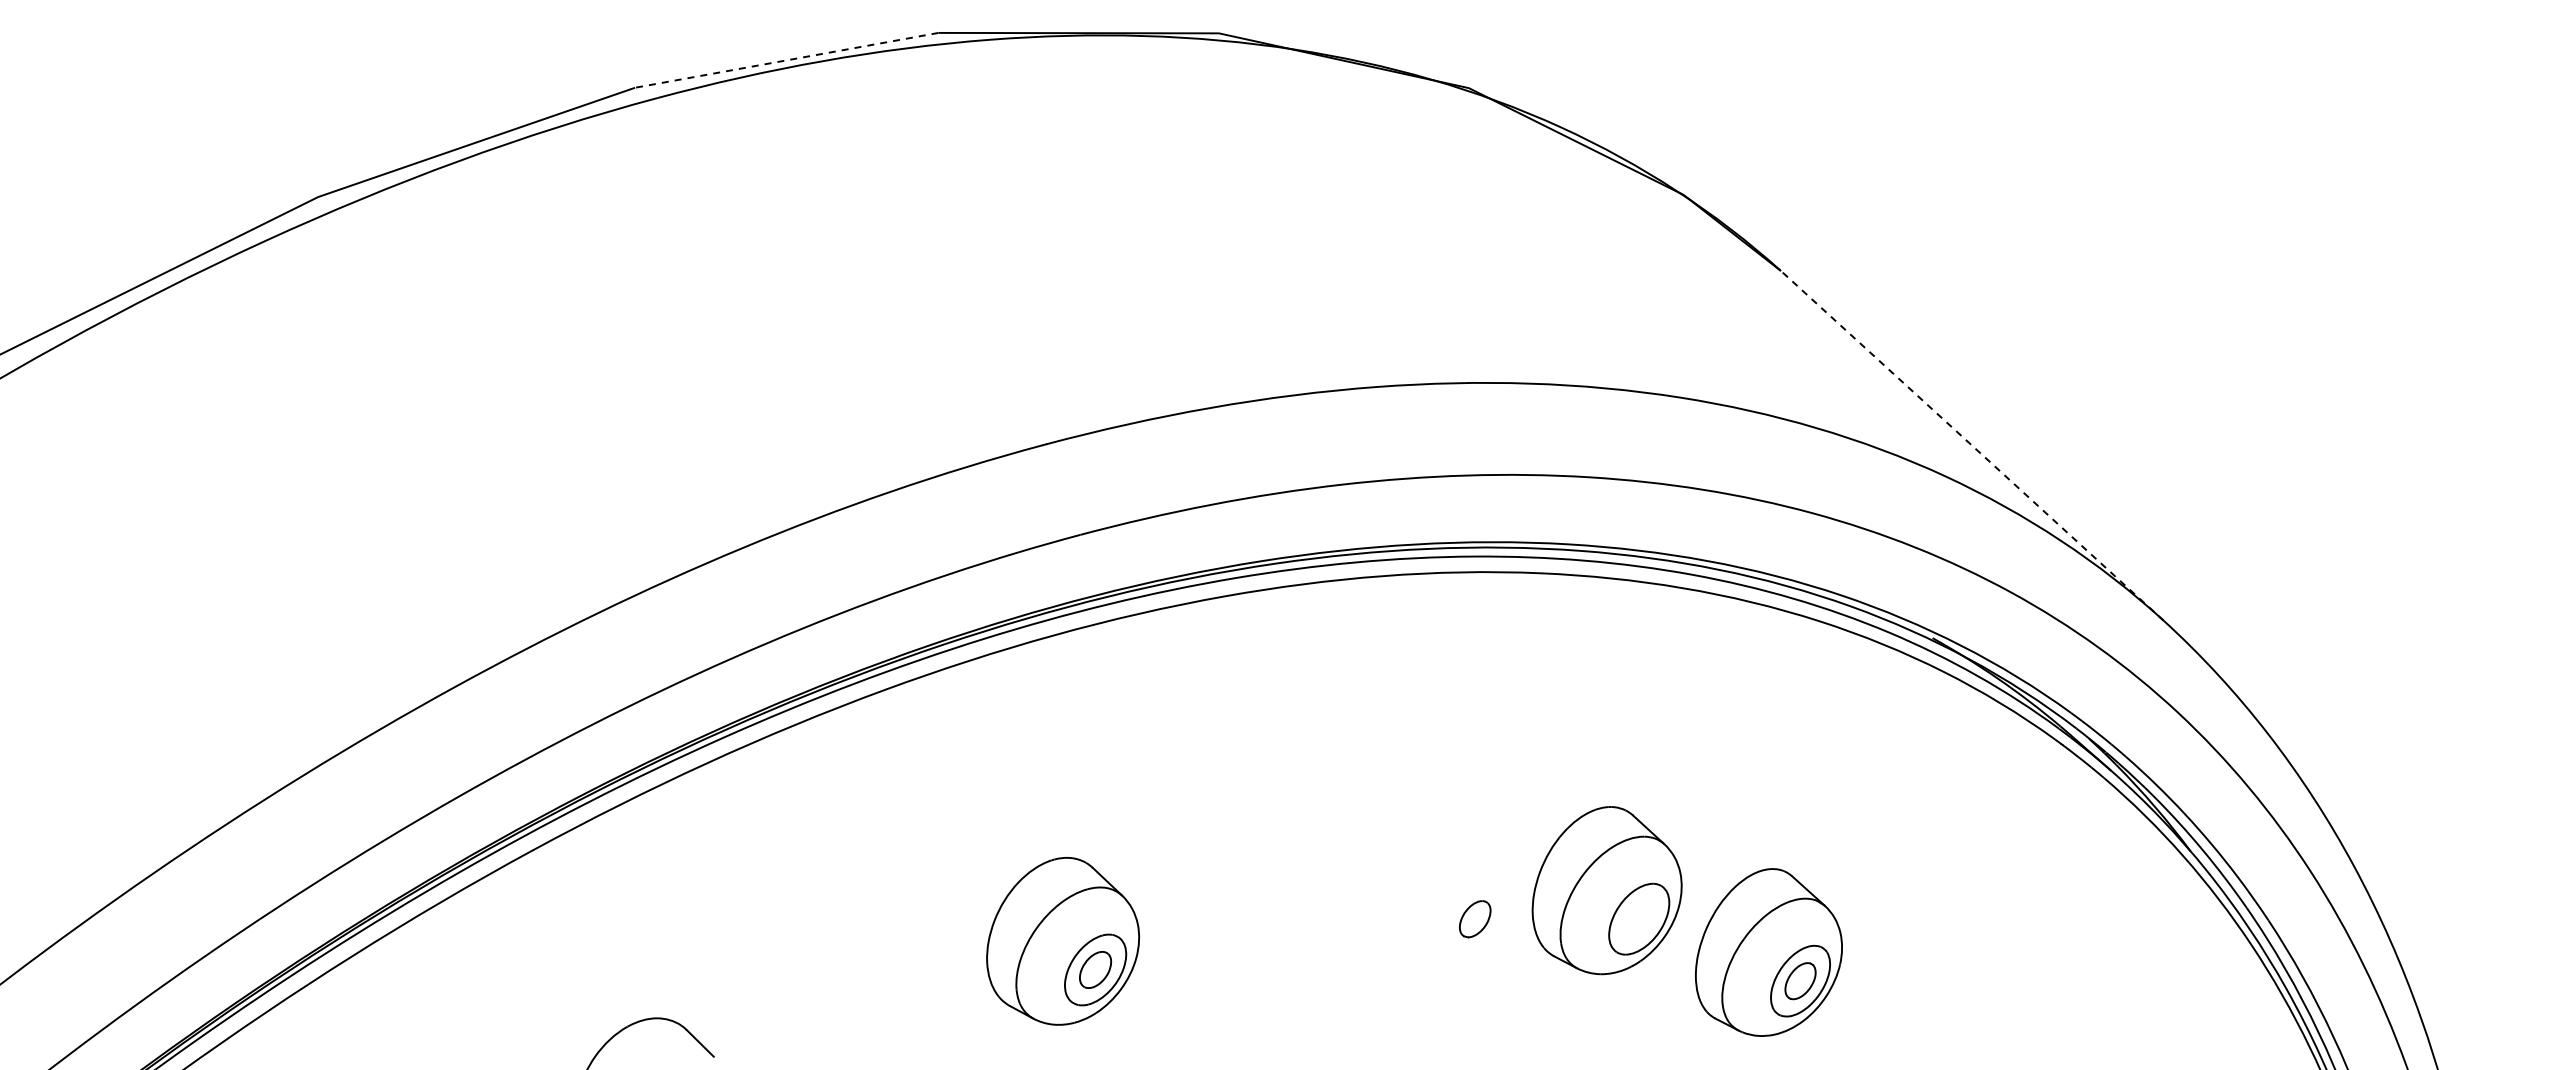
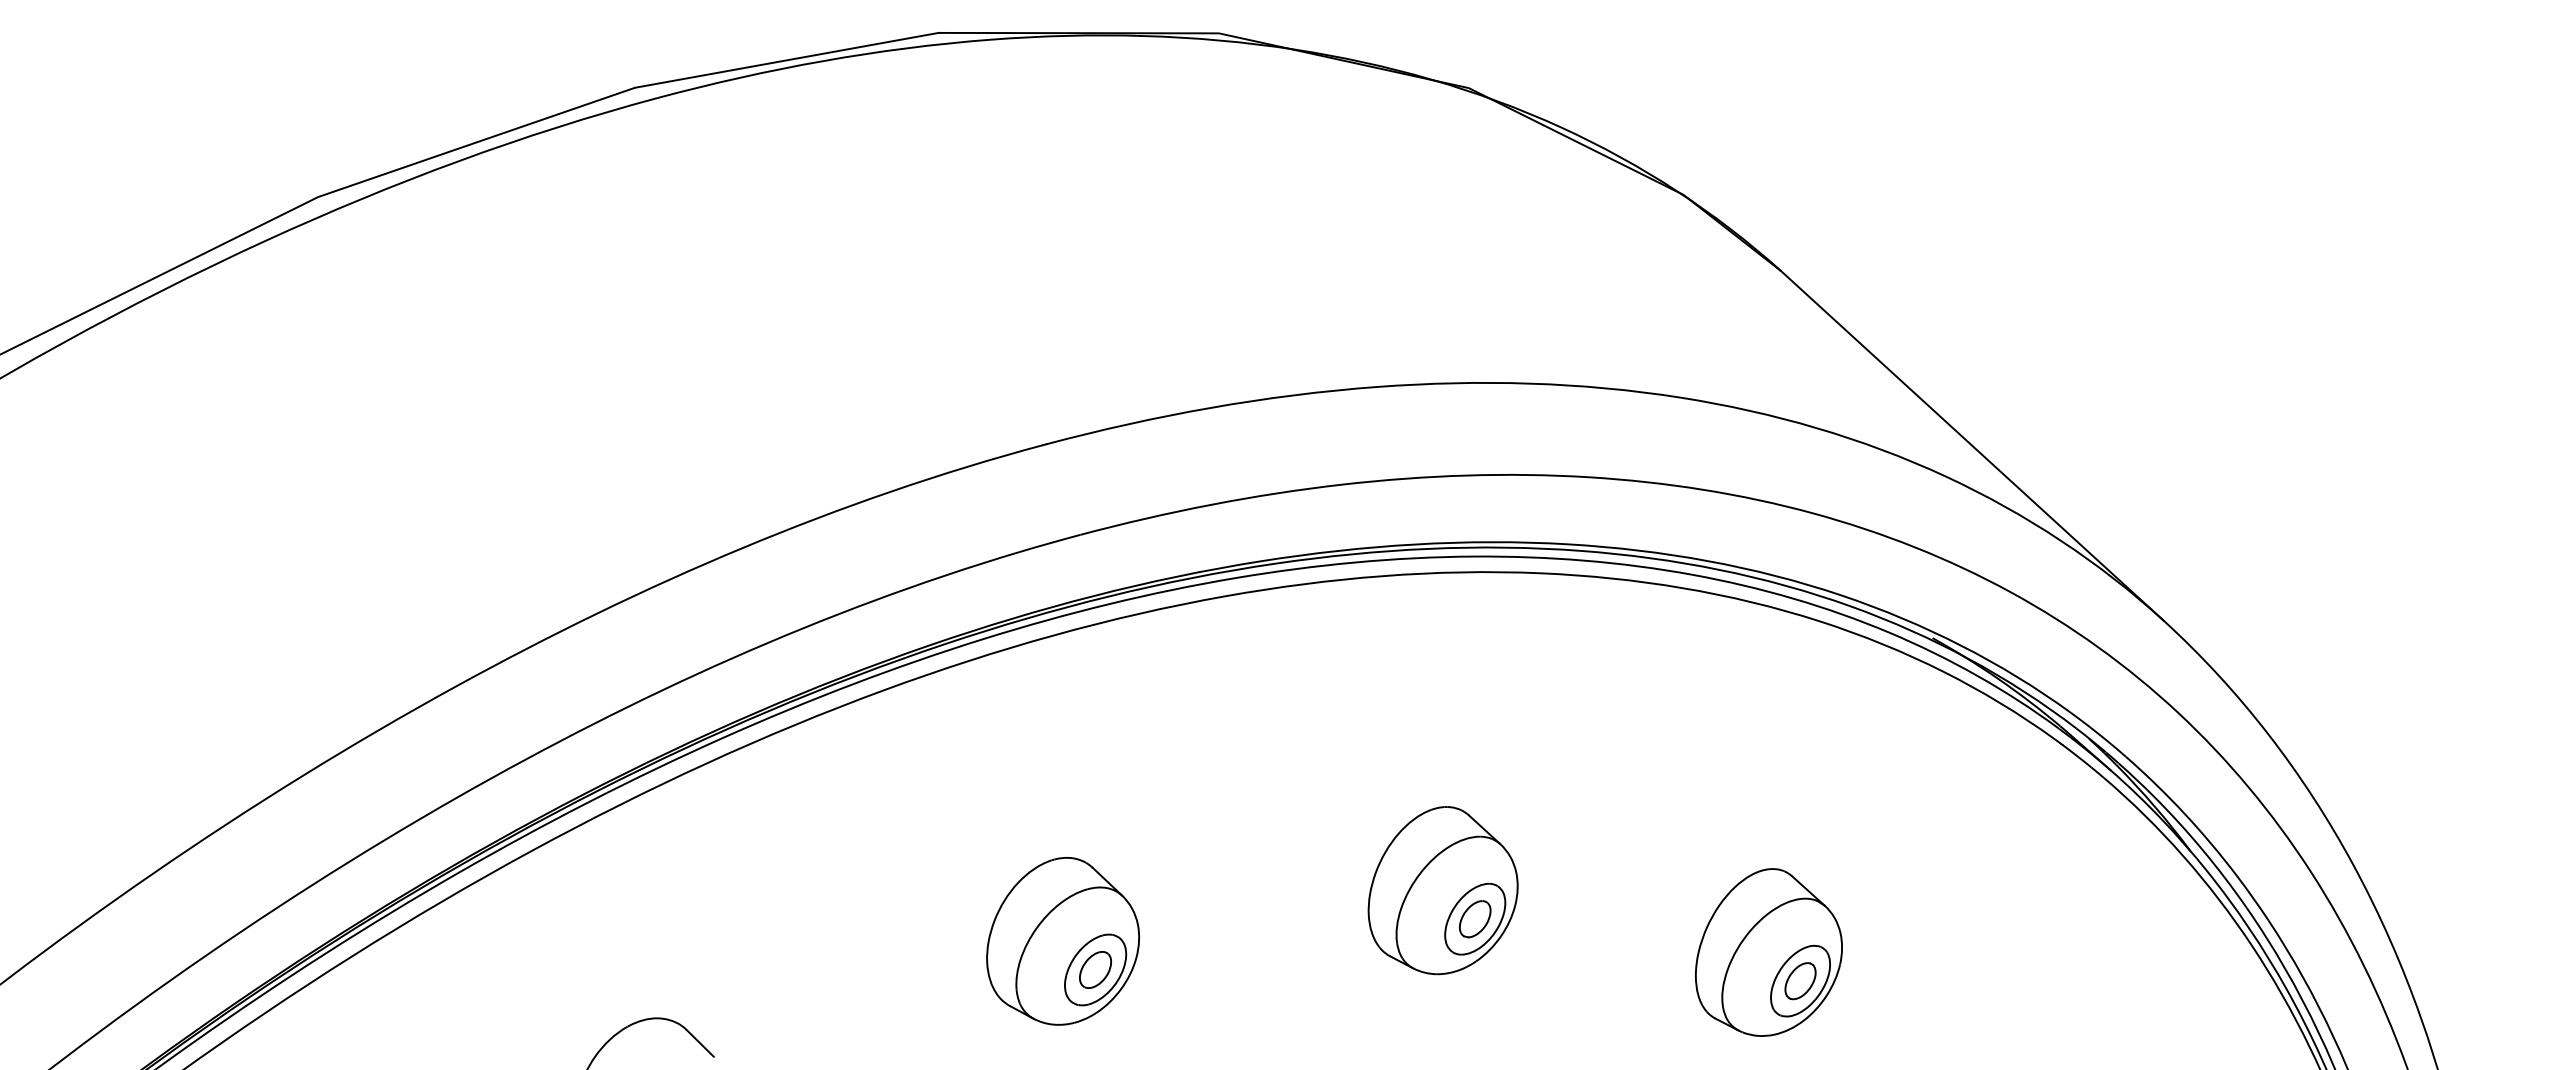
line: dashed -> solid (786, 60)
line: dashed -> solid (1972, 445)
part position: (1606, 890) -> (1442, 890) (1442, 890)
